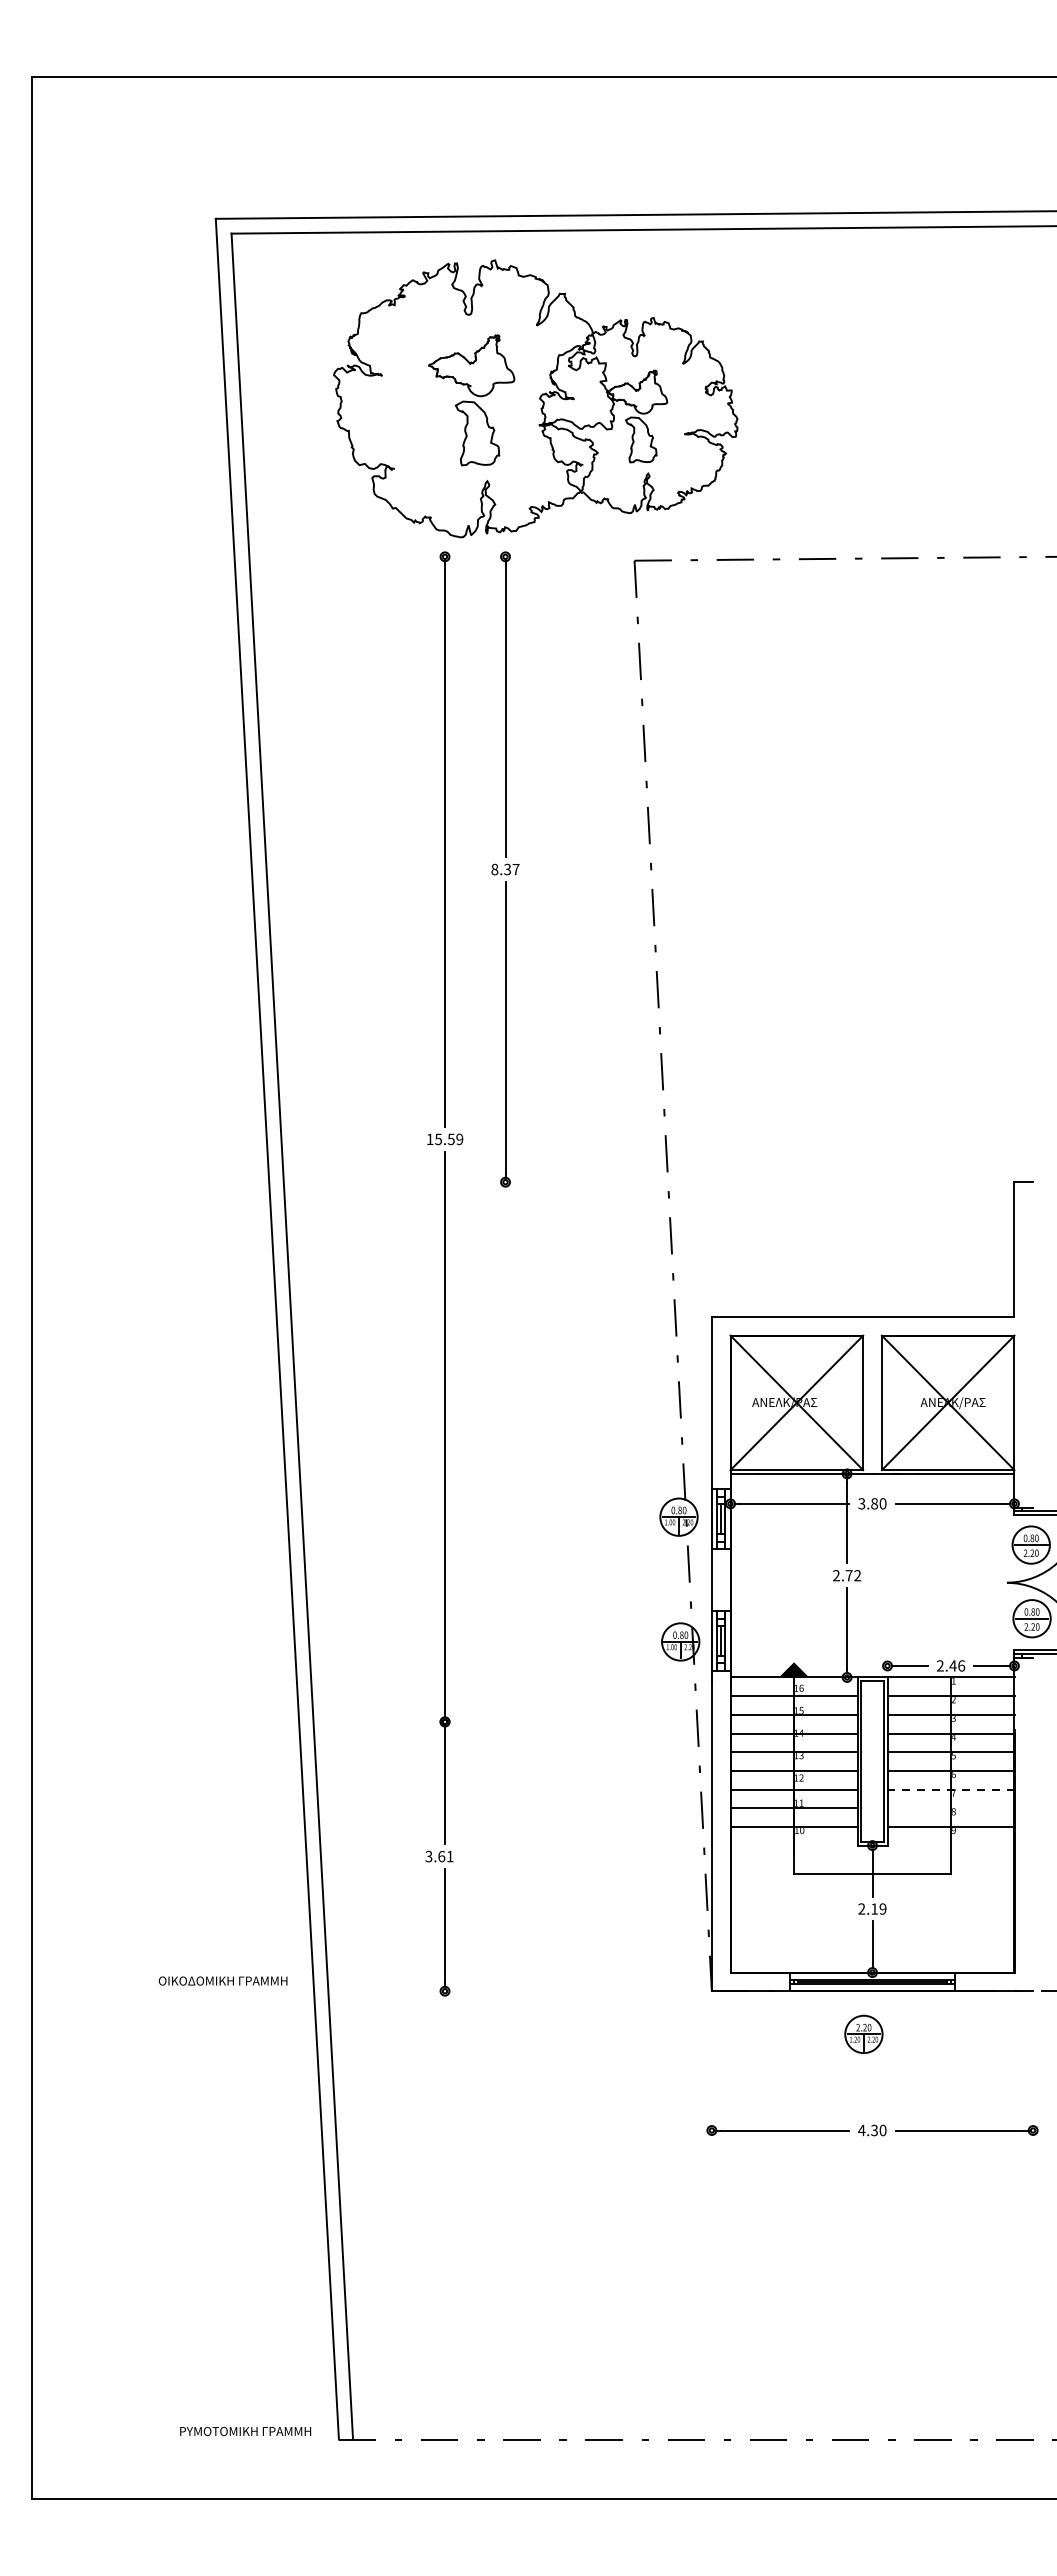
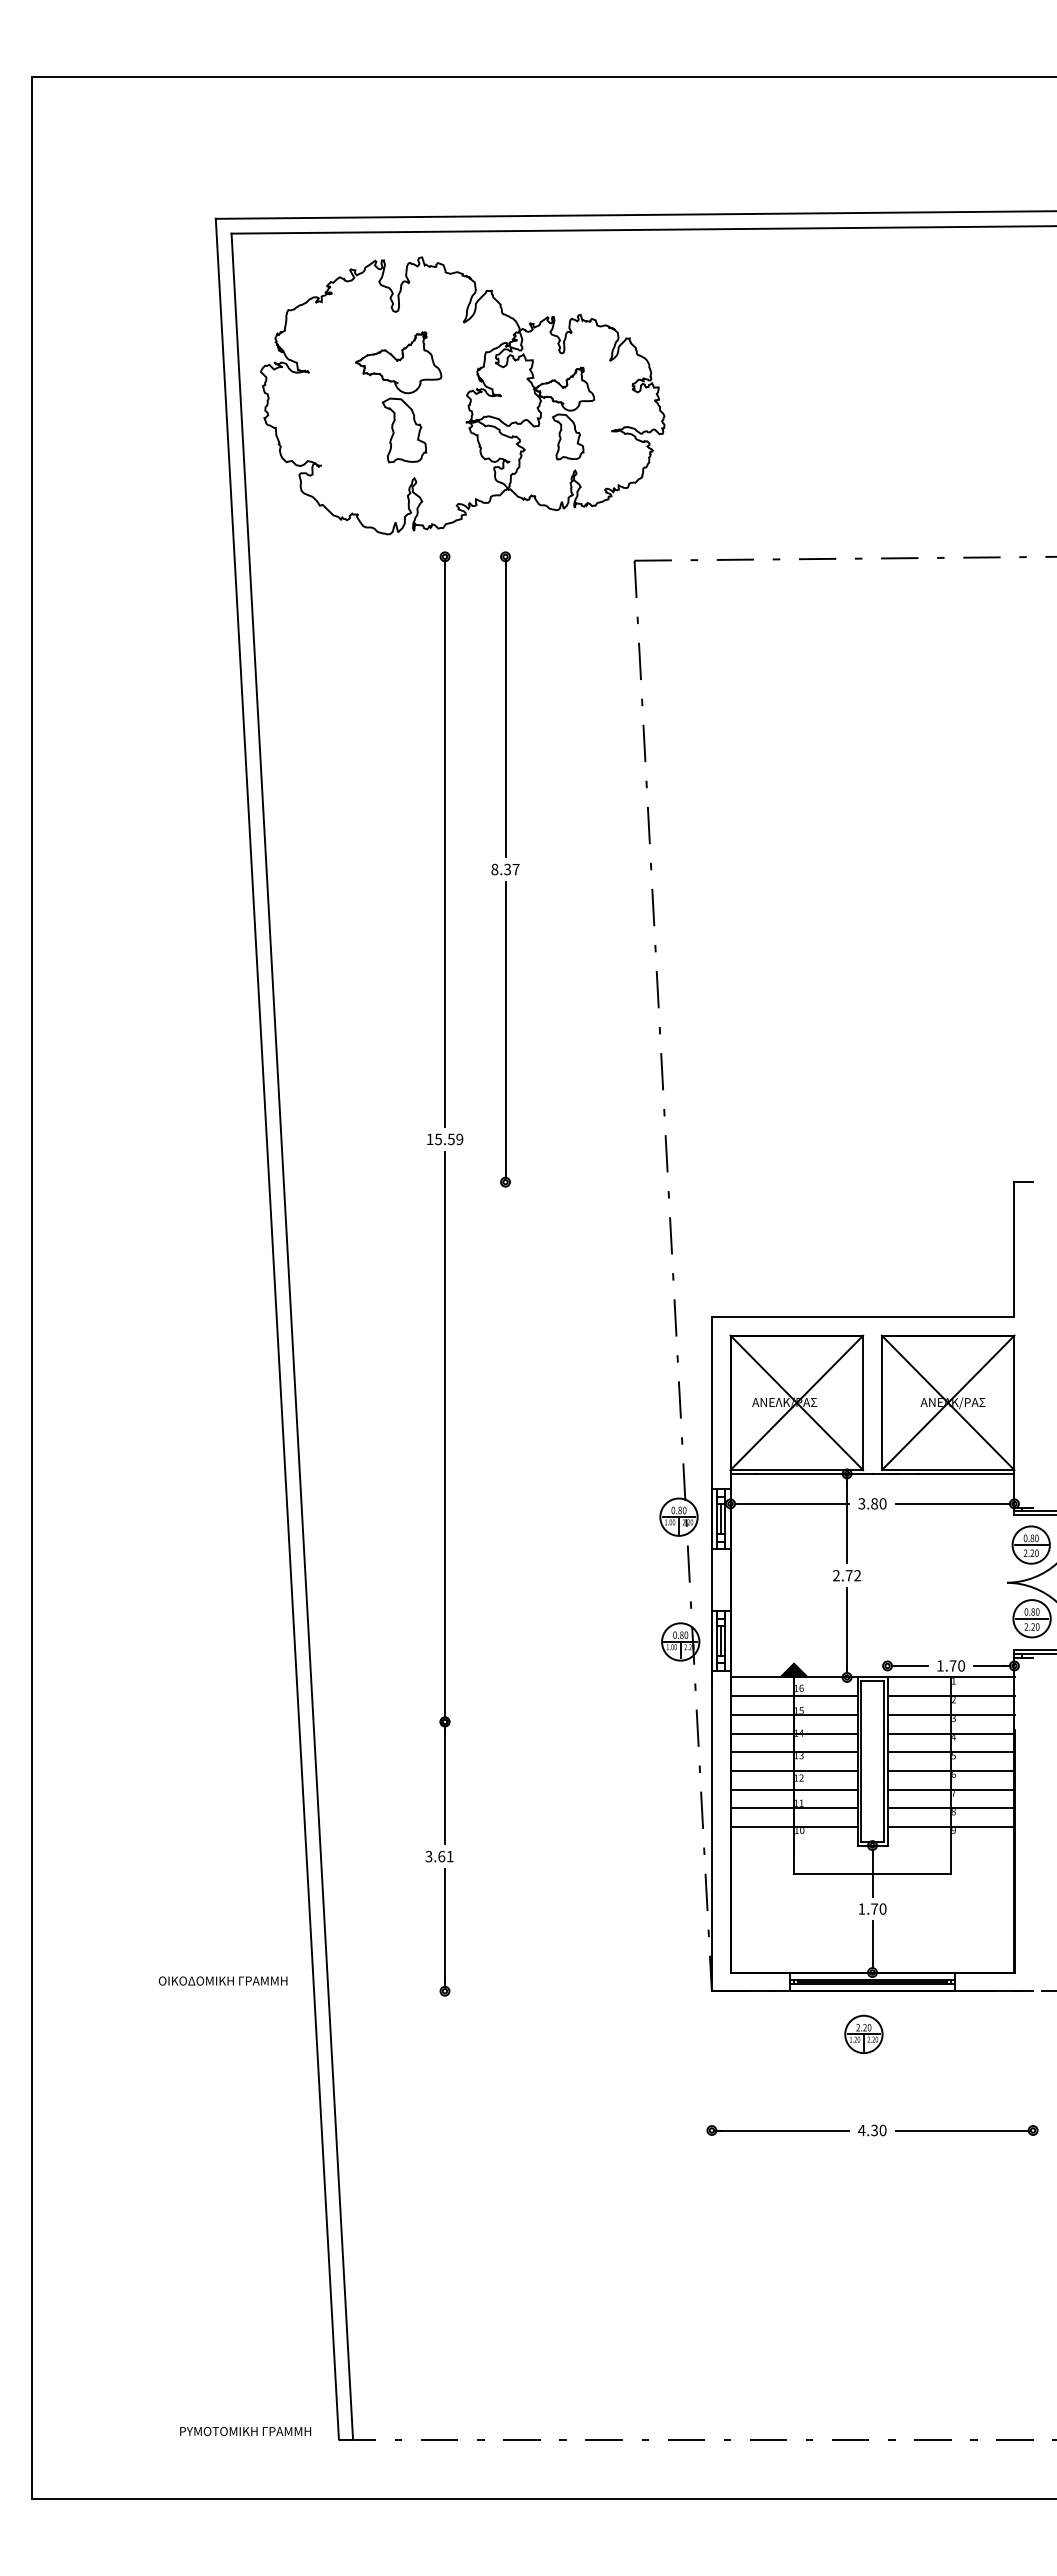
part position: (535, 398) -> (462, 395) (462, 395)
text: 2.46 -> 1.70 (951, 1665)
line: dashed -> solid (951, 1789)
line: none -> present (950, 1808)
text: 2.19 -> 1.70 (872, 1908)
